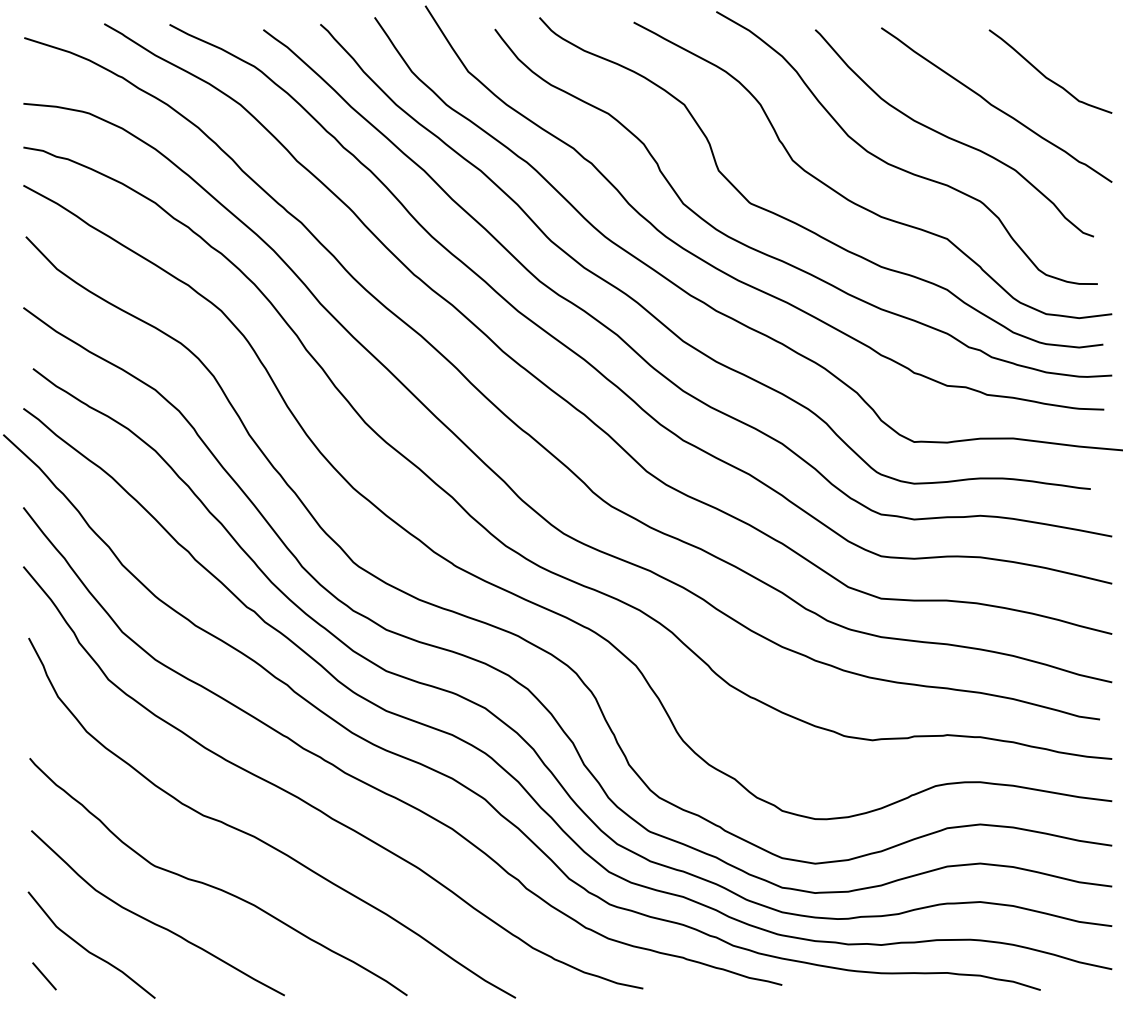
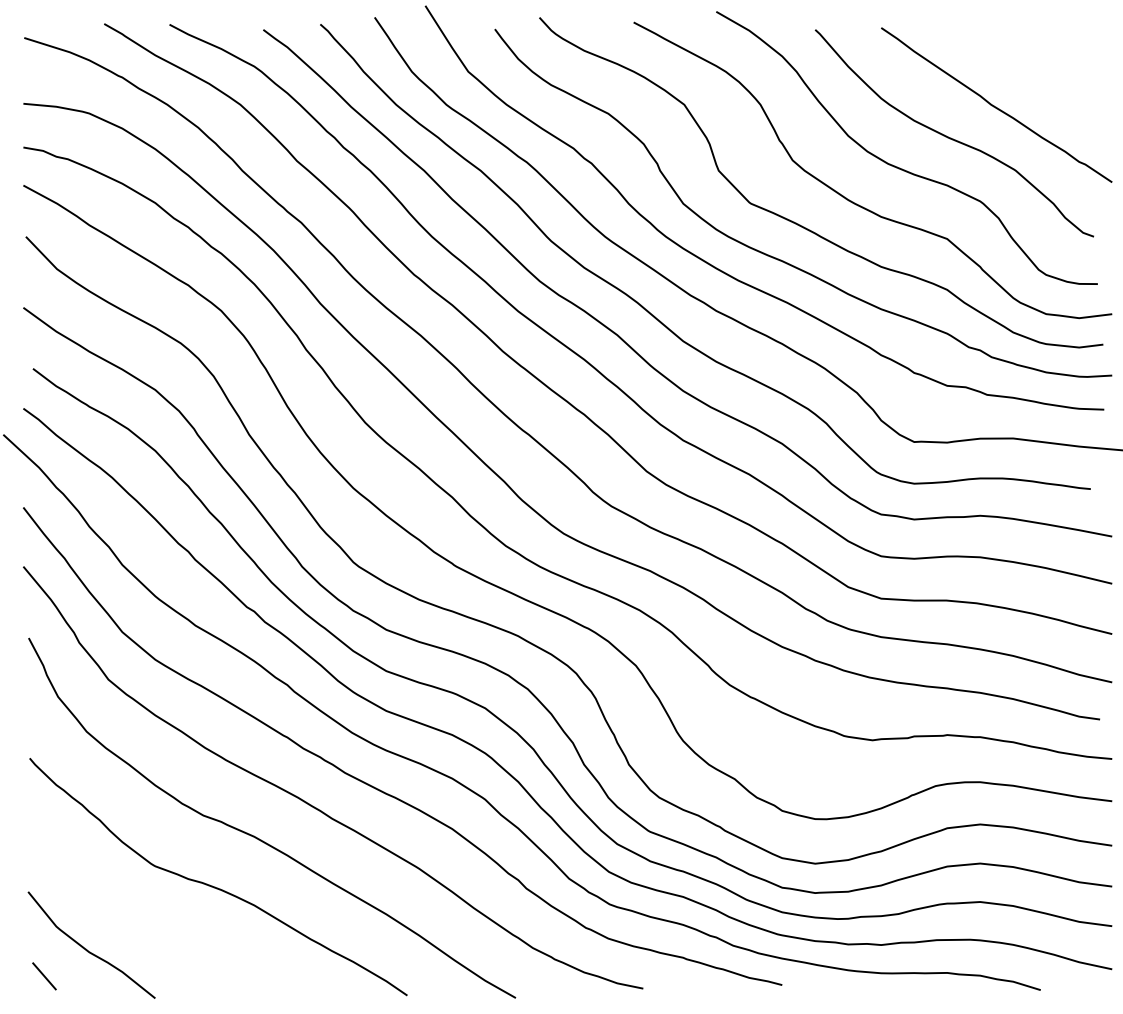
curve: present -> none (1045, 75)
curve: present -> none (152, 921)
